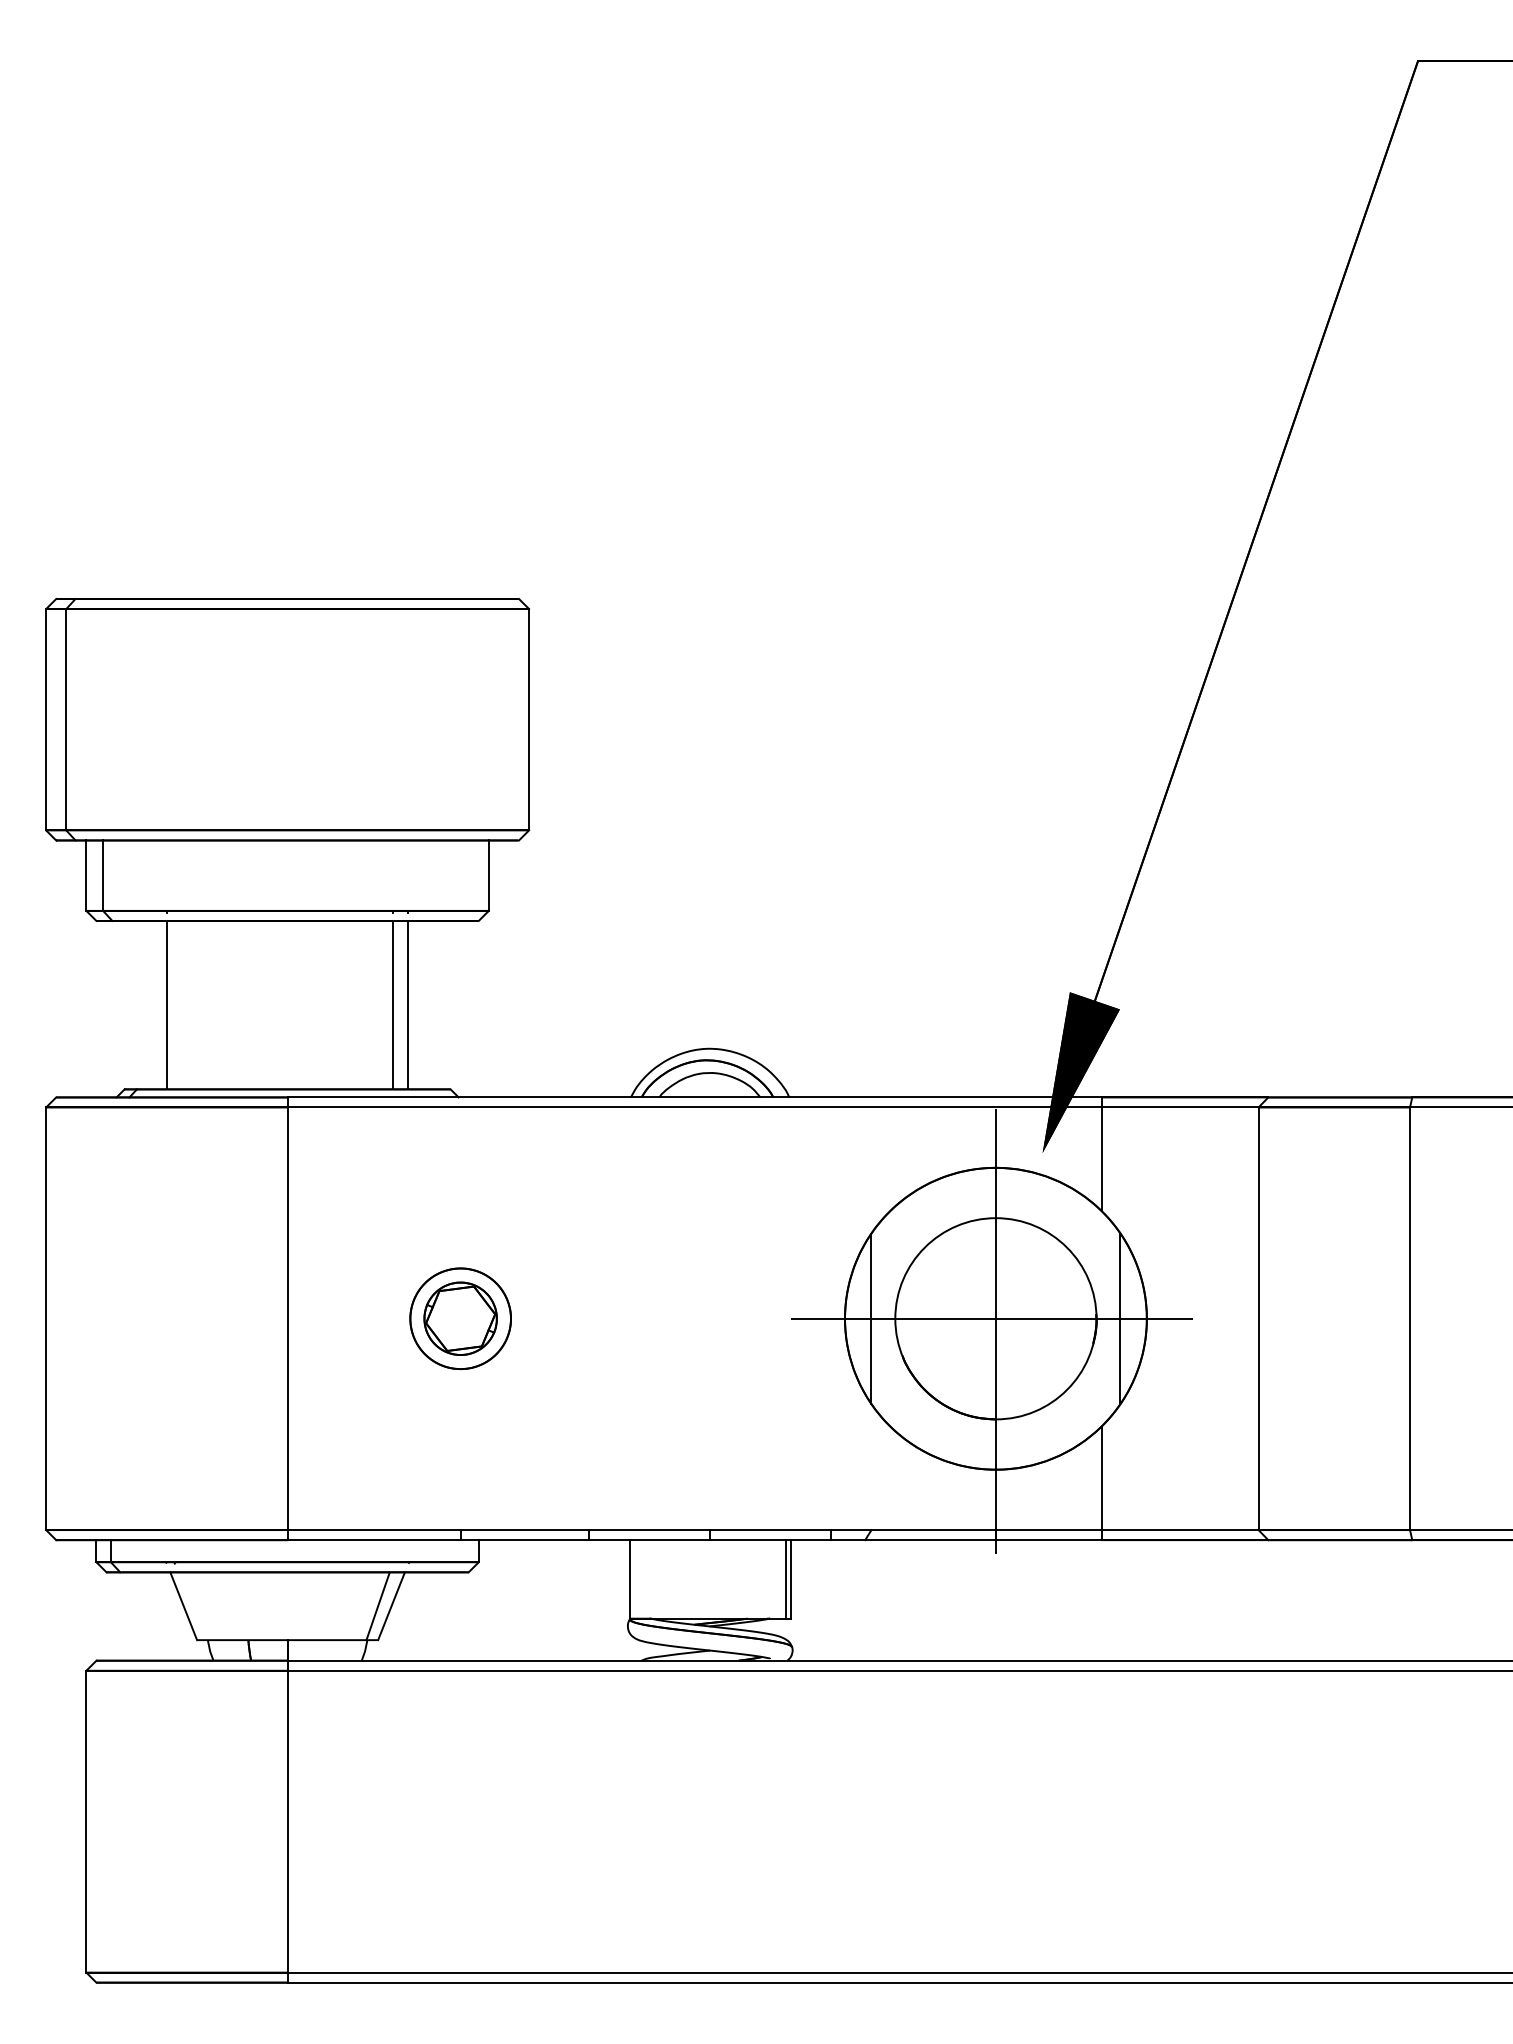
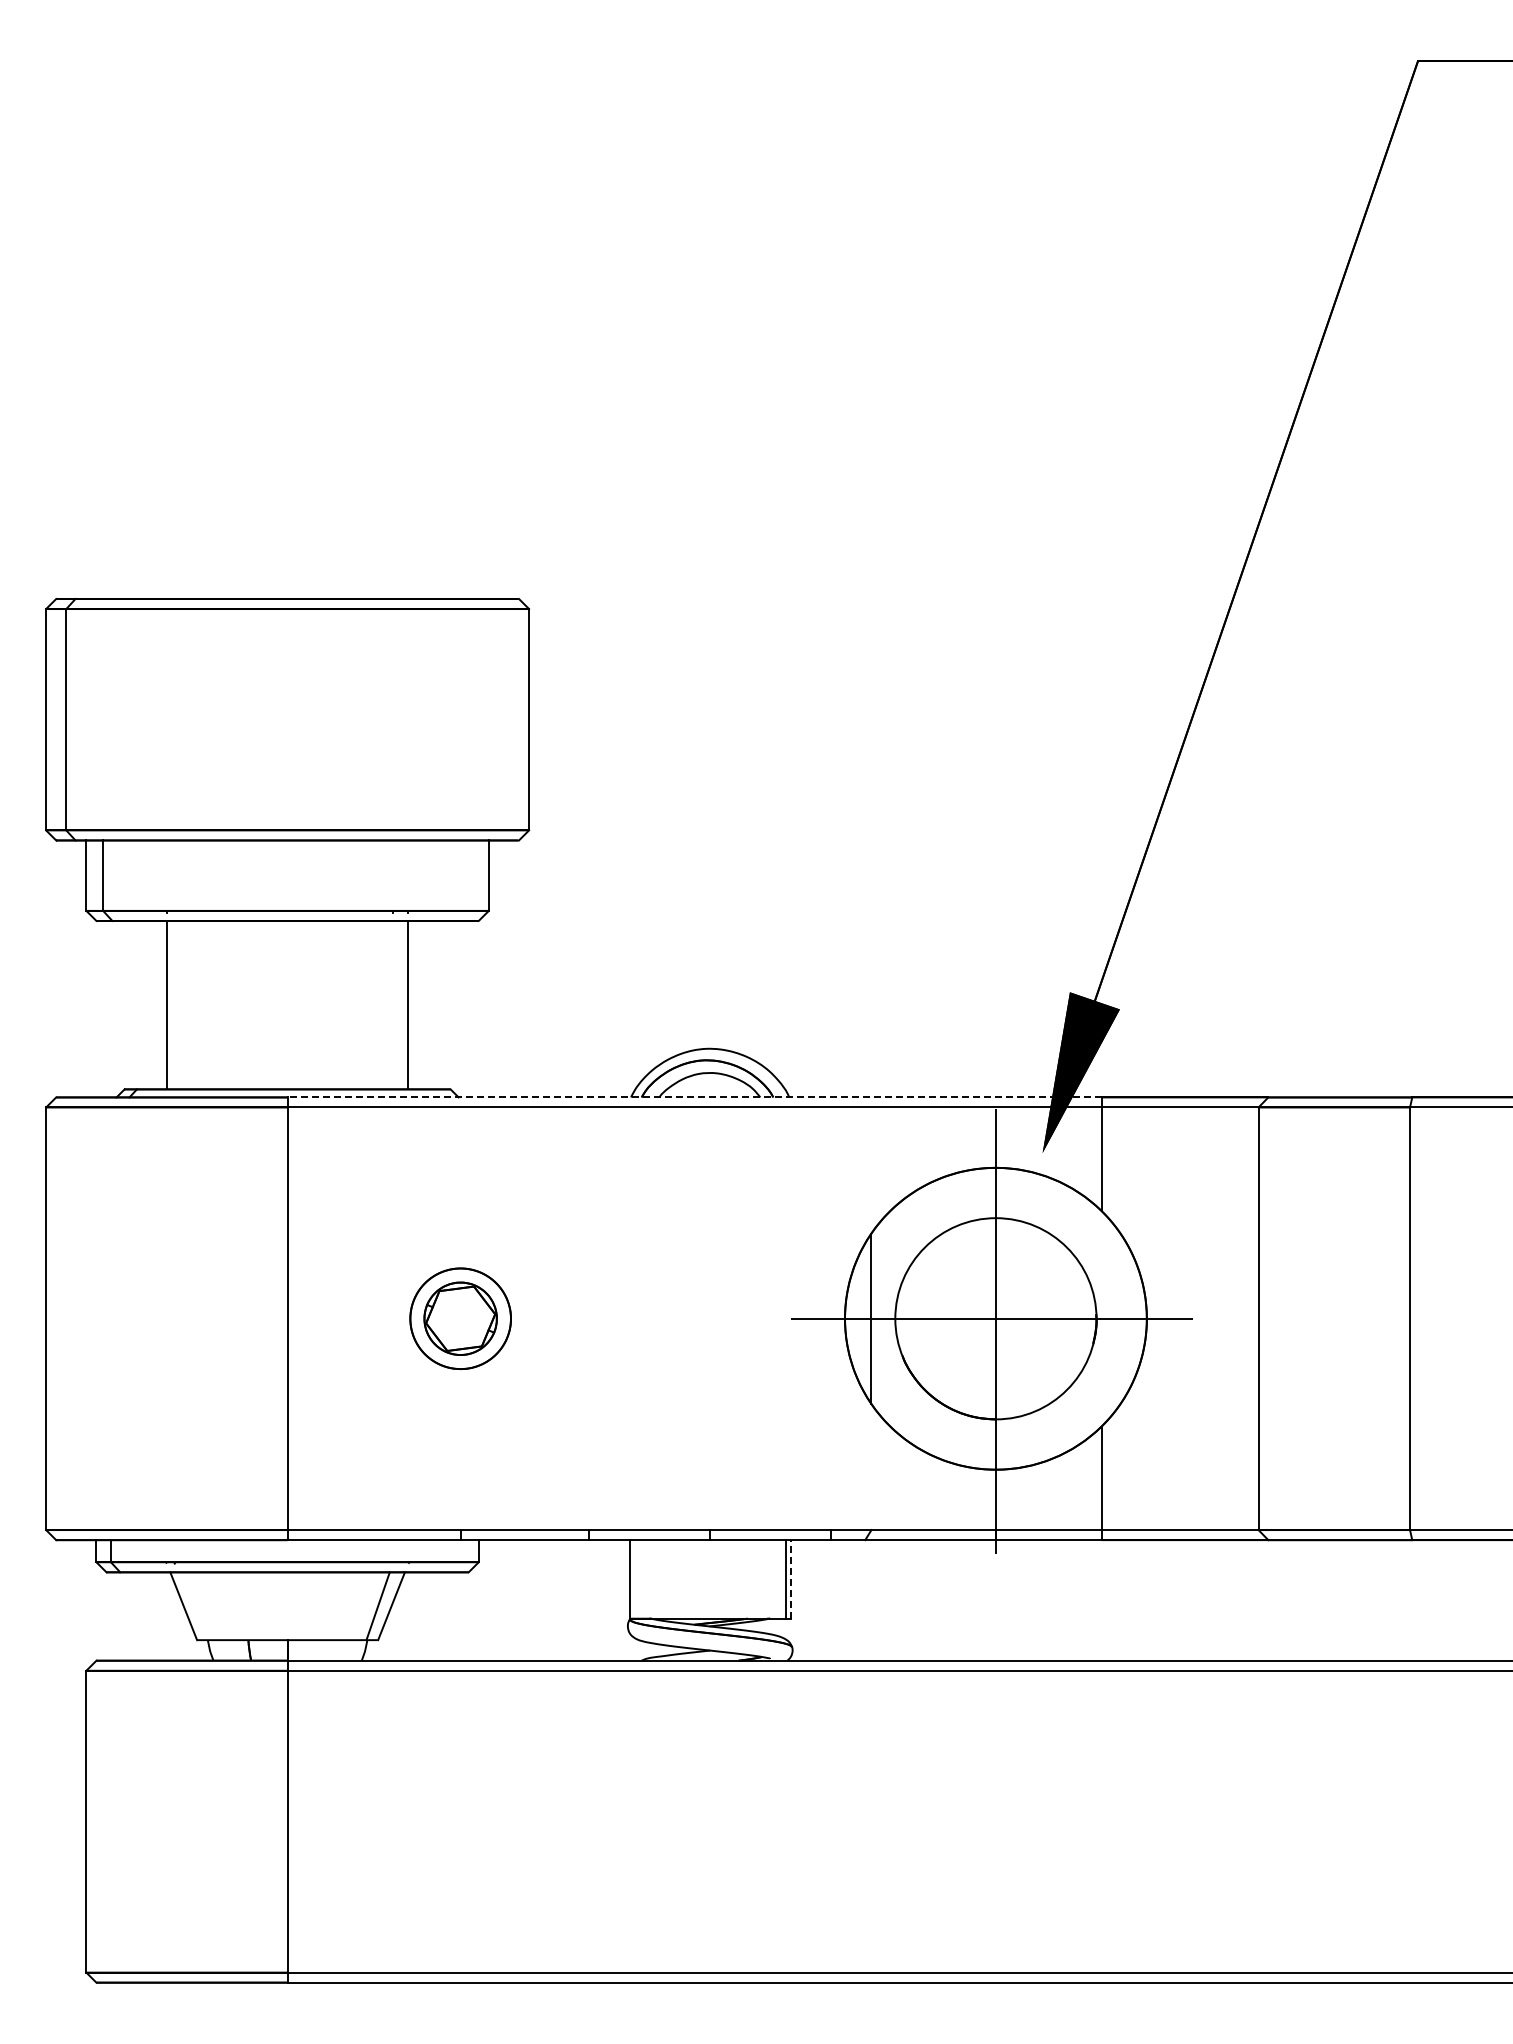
line: present -> none (392, 1004)
line: solid -> dashed (694, 1097)
line: present -> none (1120, 1318)
line: solid -> dashed (790, 1578)
